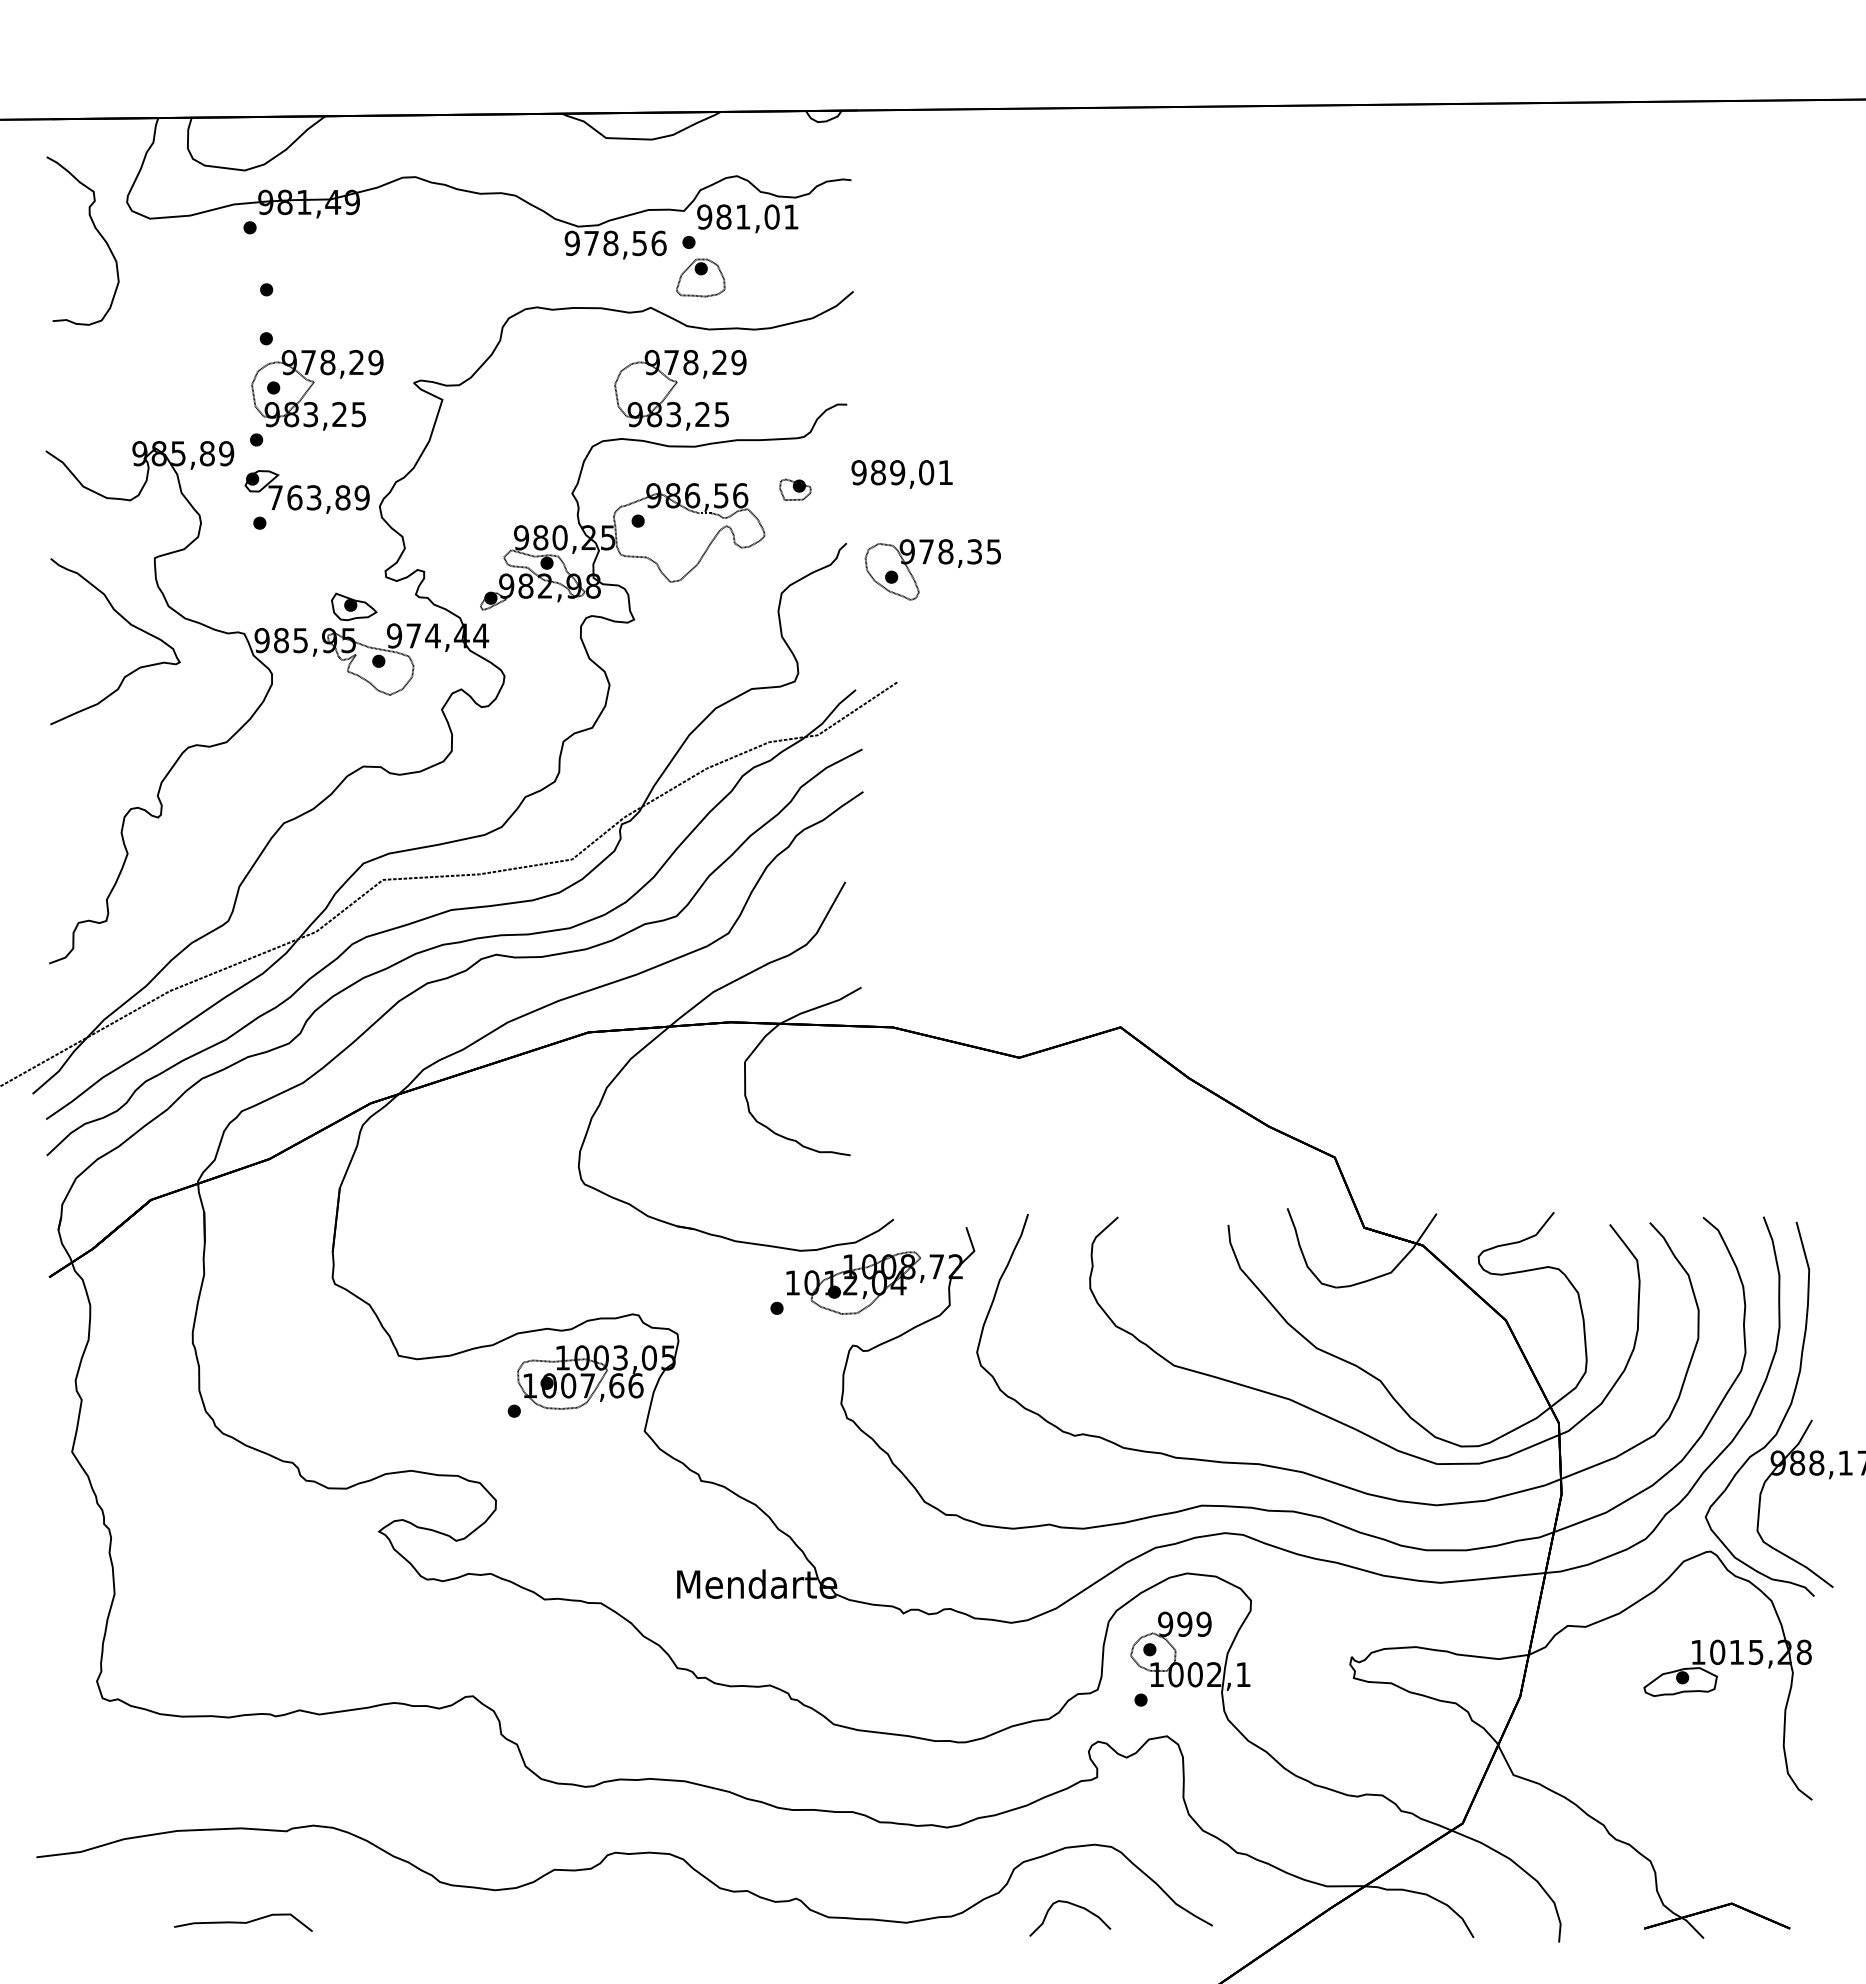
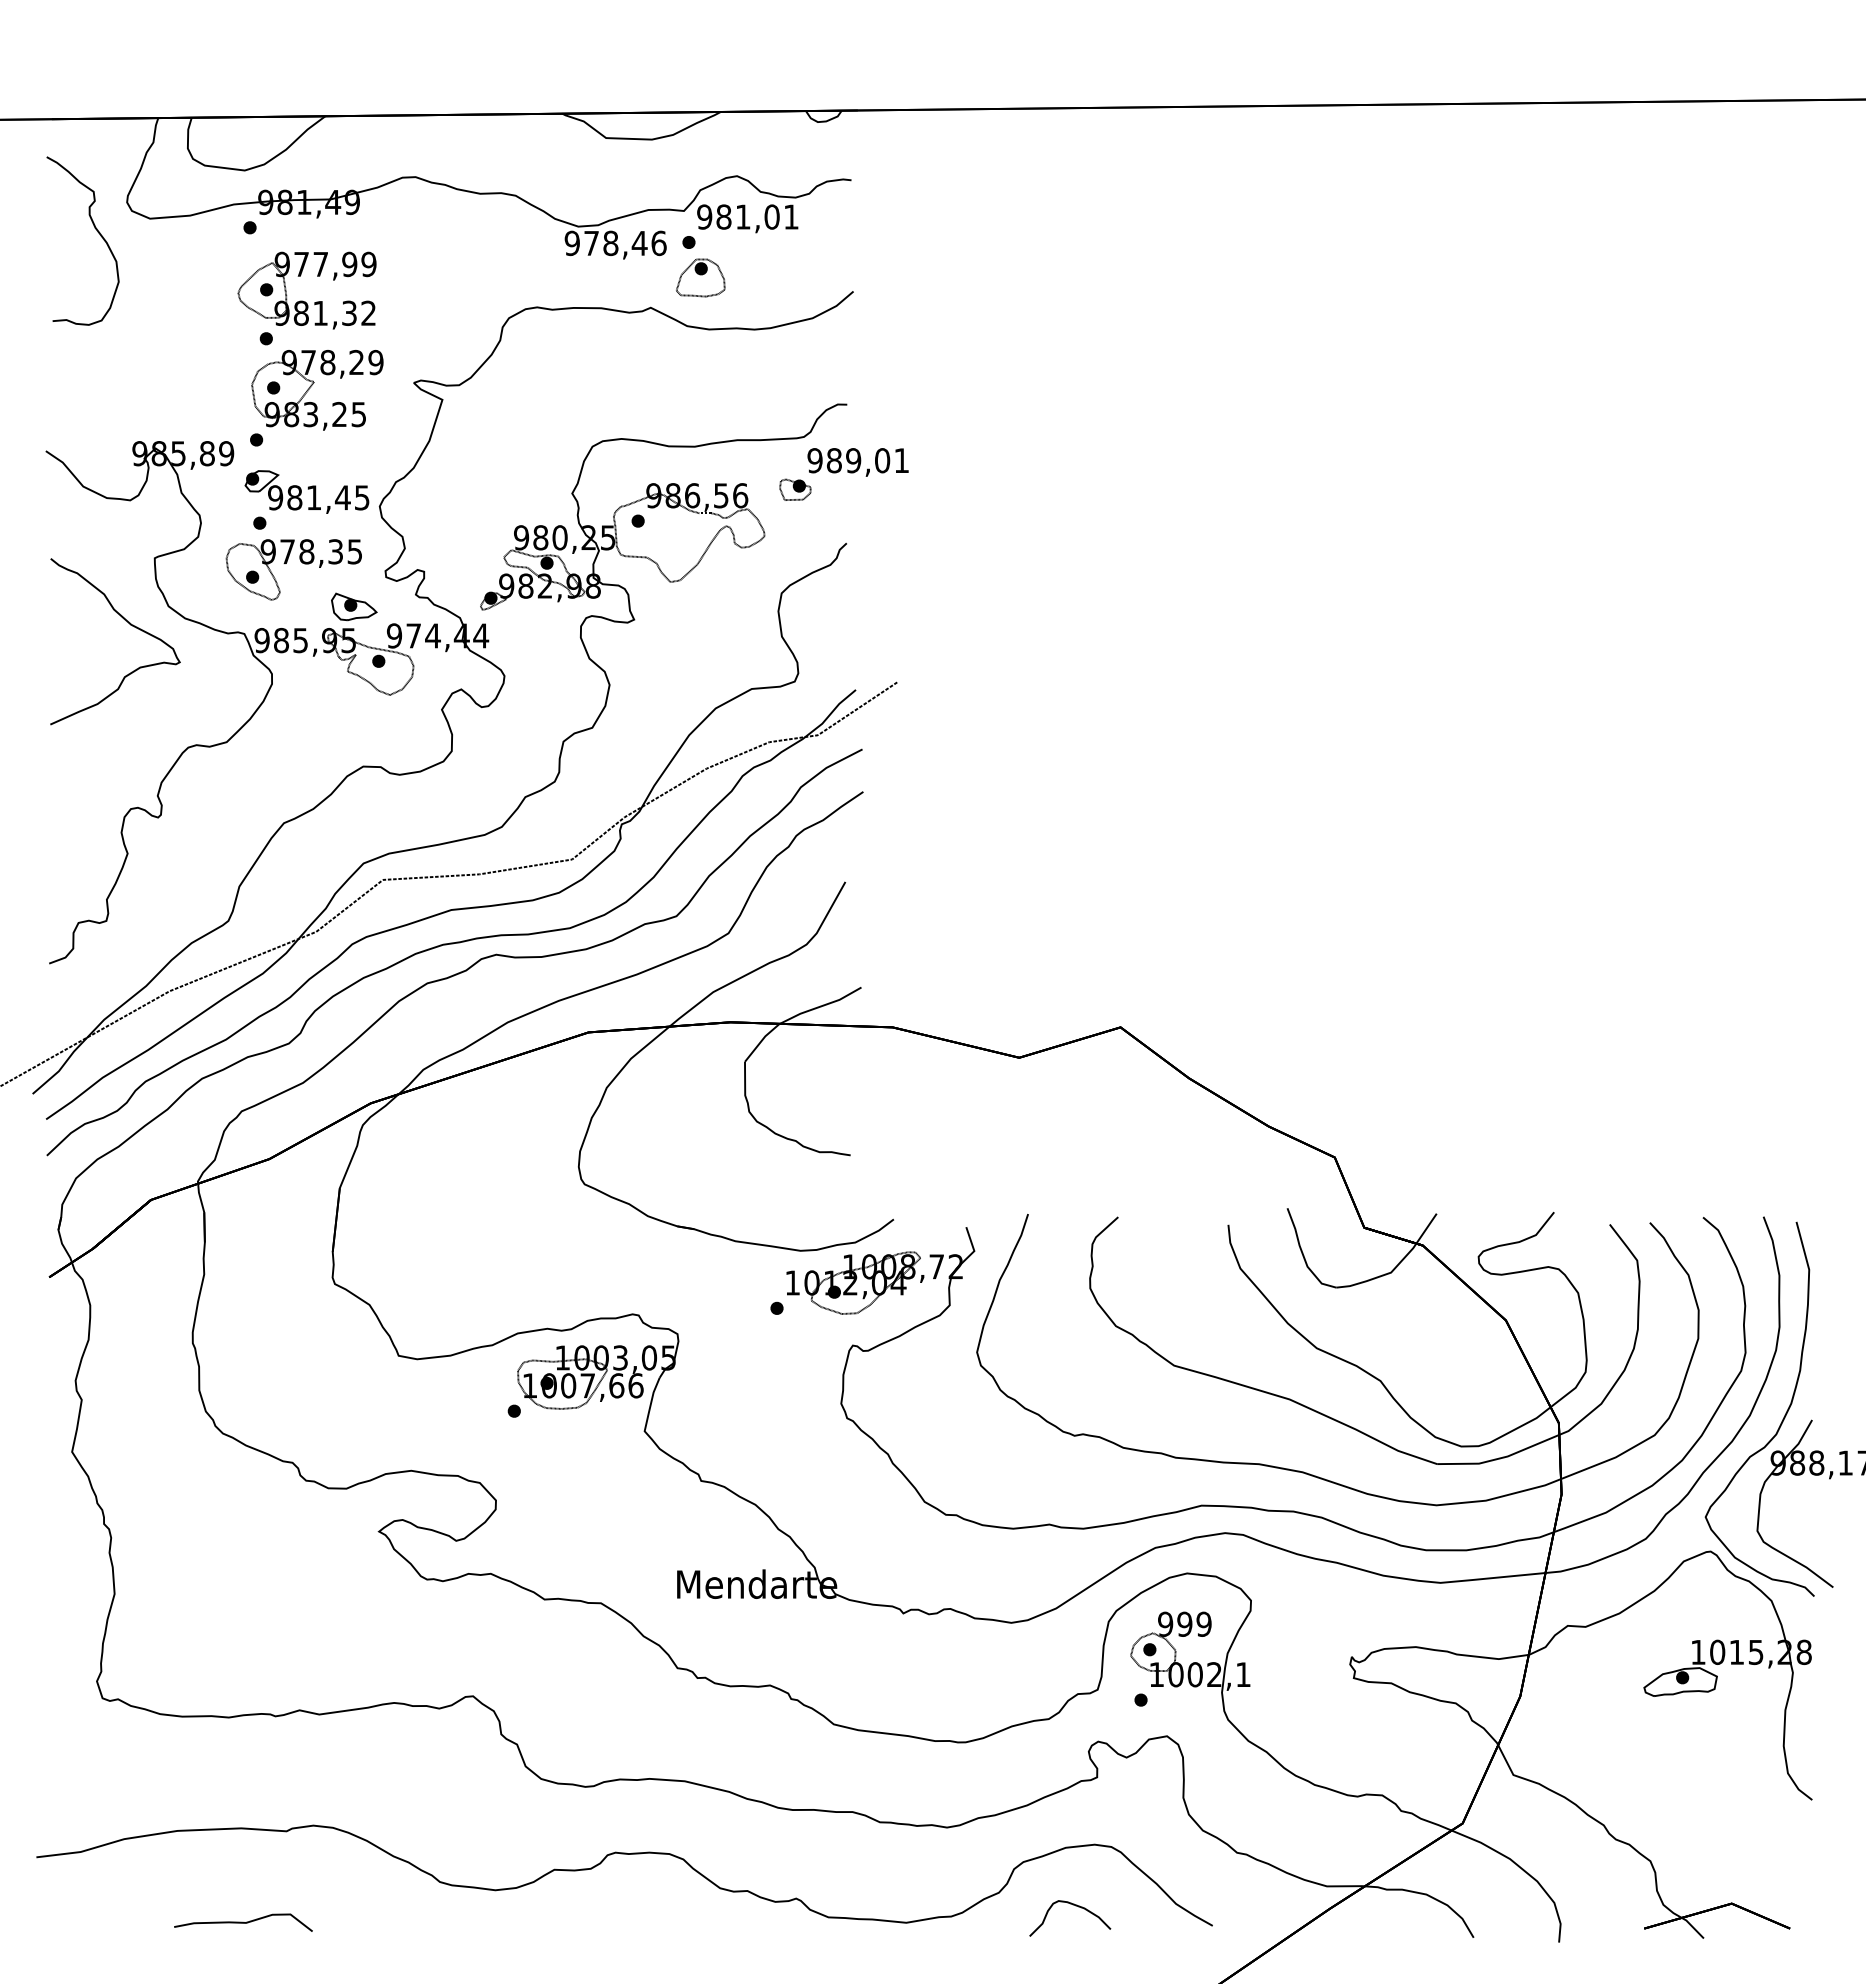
text: 978,56 -> 978,46 (639, 243)
part: none -> present (302, 300)
part: present -> none (674, 387)
text position: (901, 474) -> (857, 462) (857, 462)
text: 763,89 -> 981,45 (318, 497)
part position: (926, 562) -> (287, 562) (287, 562)
